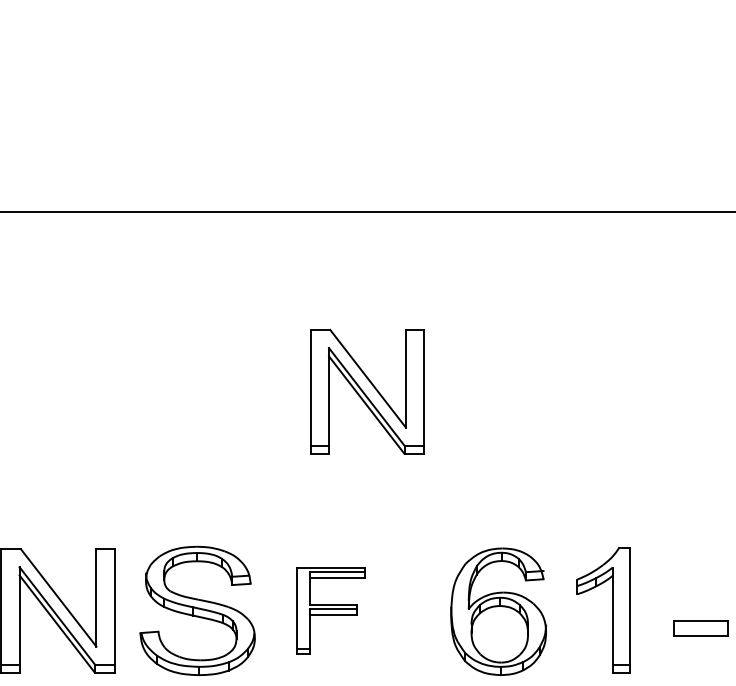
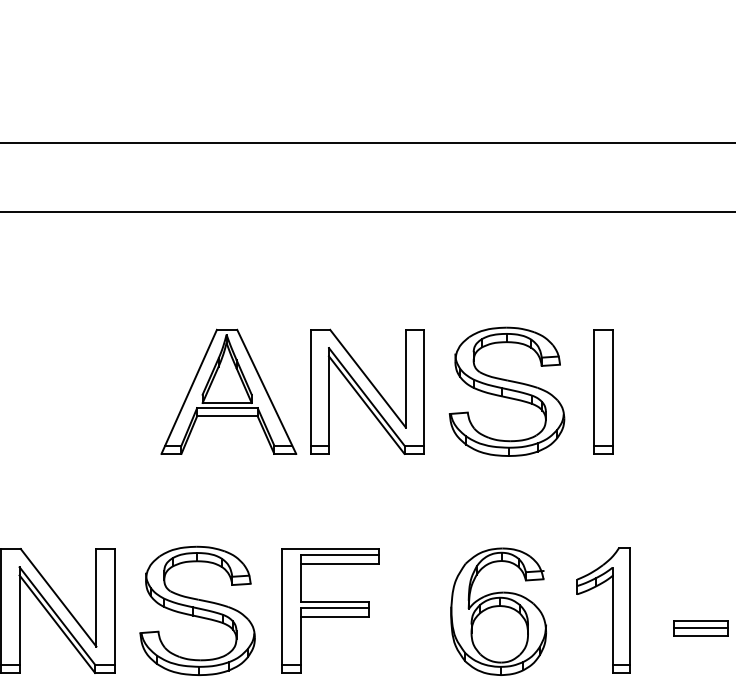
line: none -> present (367, 142)
part: none -> present (228, 391)
part: none -> present (506, 391)
part: none -> present (603, 391)
part size: 70x88 px -> 99x126 px (330, 610)
line: none -> present (700, 627)
